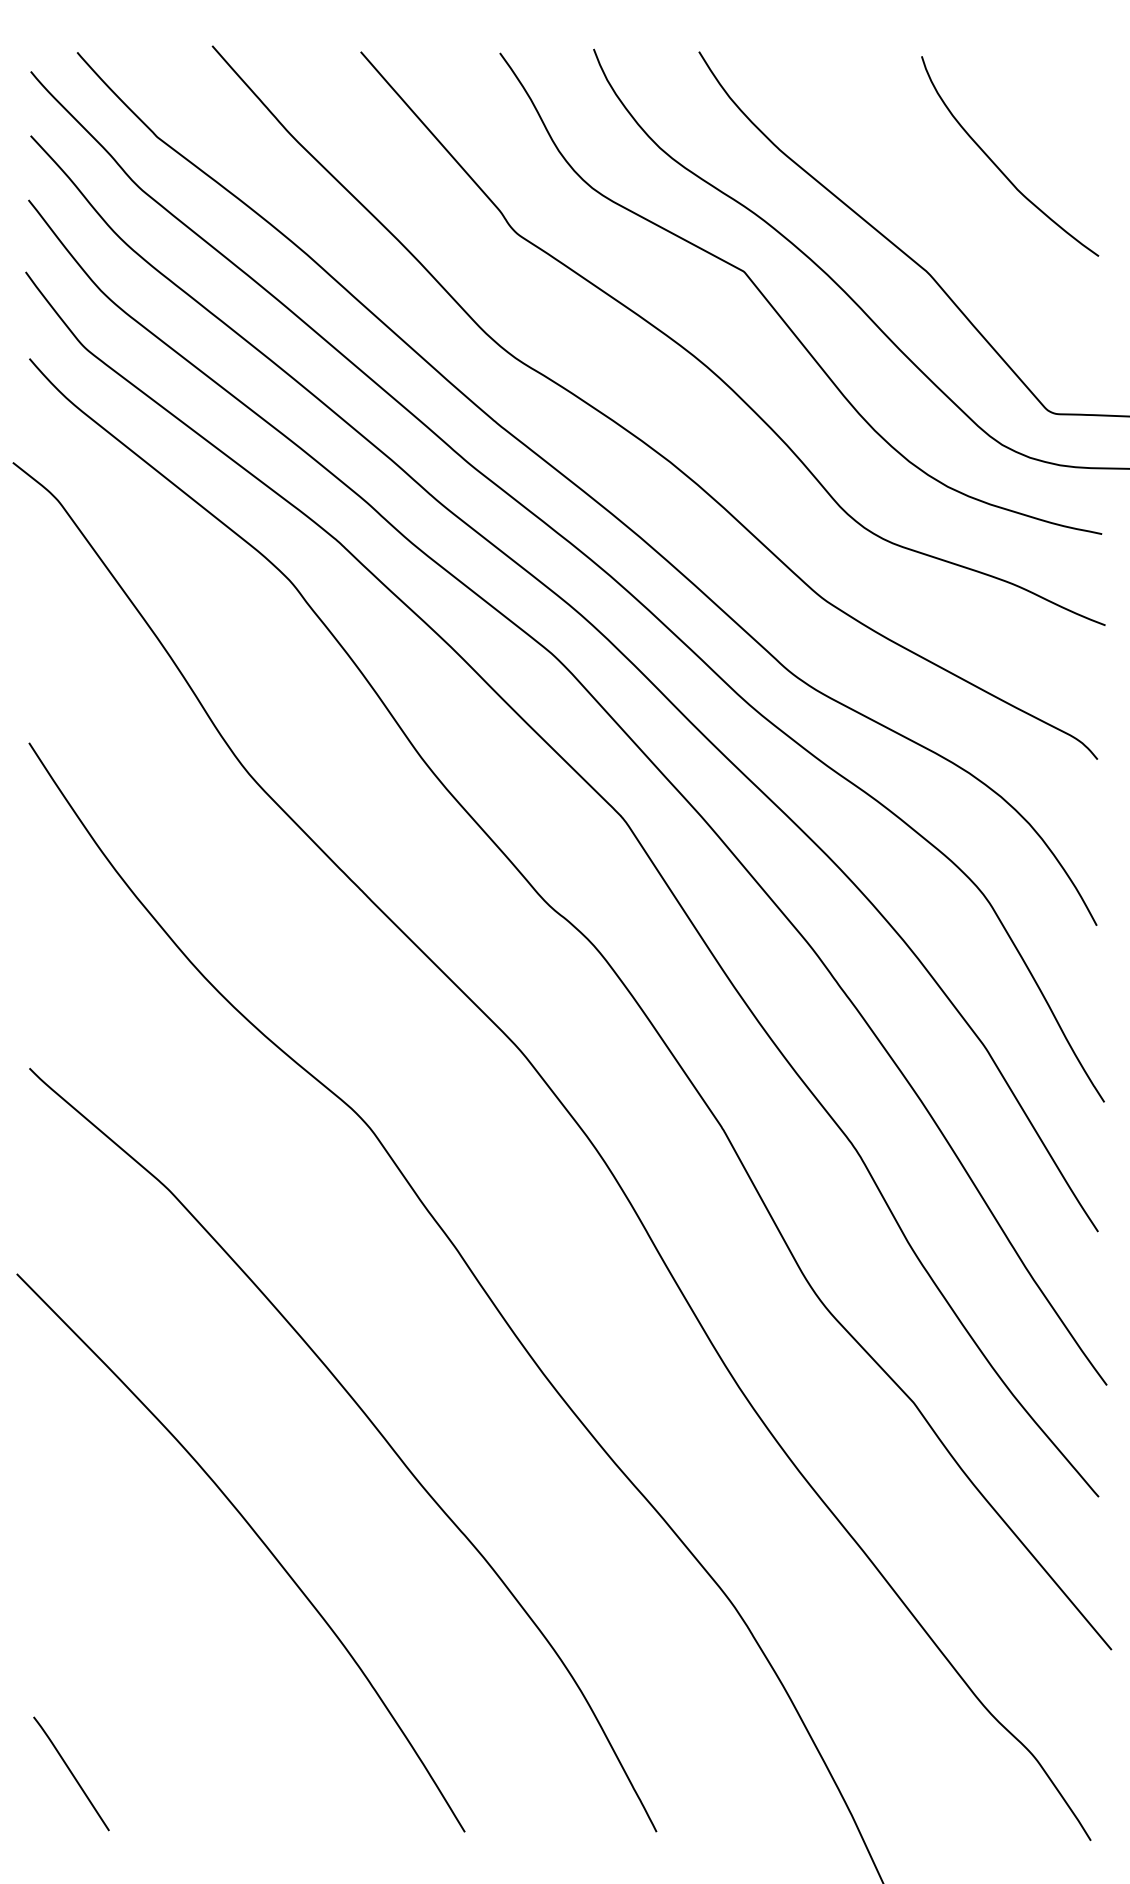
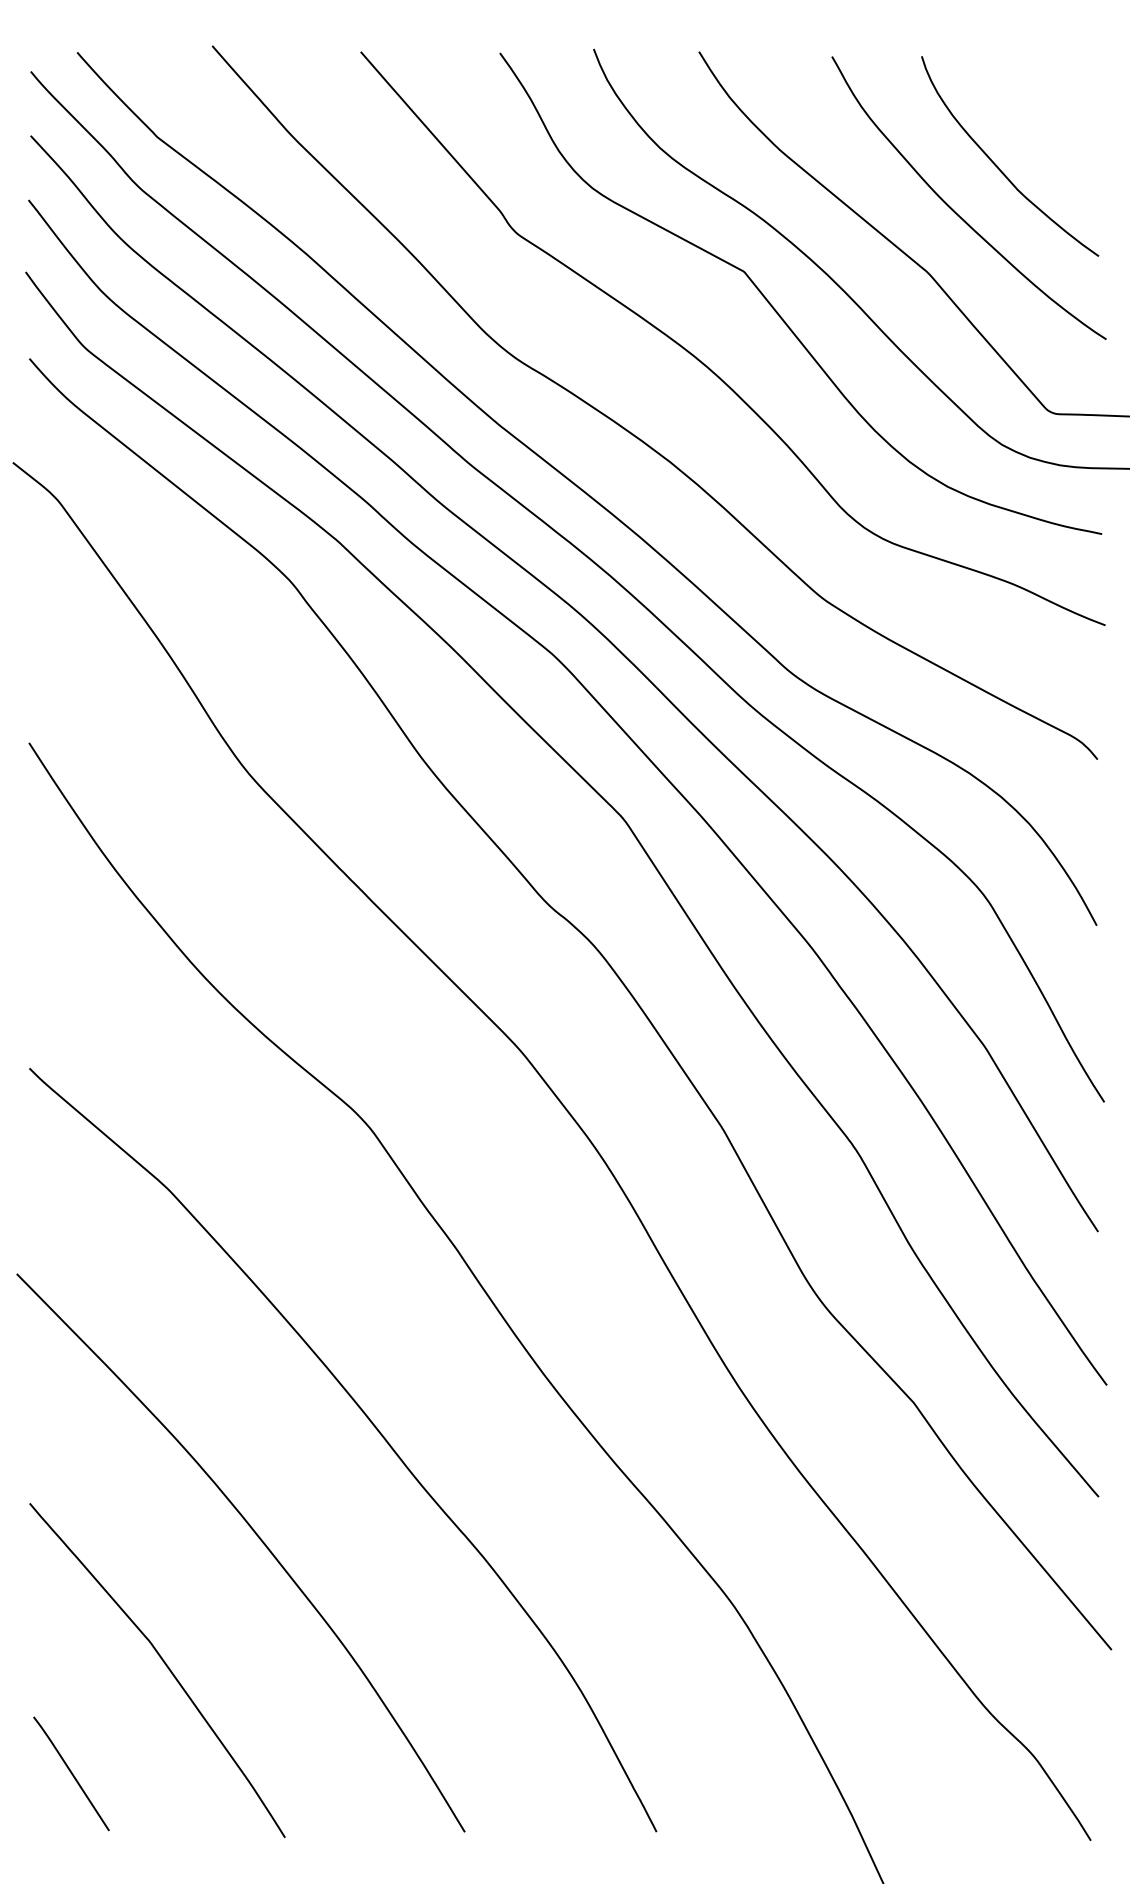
curve: none -> present (954, 210)
curve: none -> present (164, 1664)
